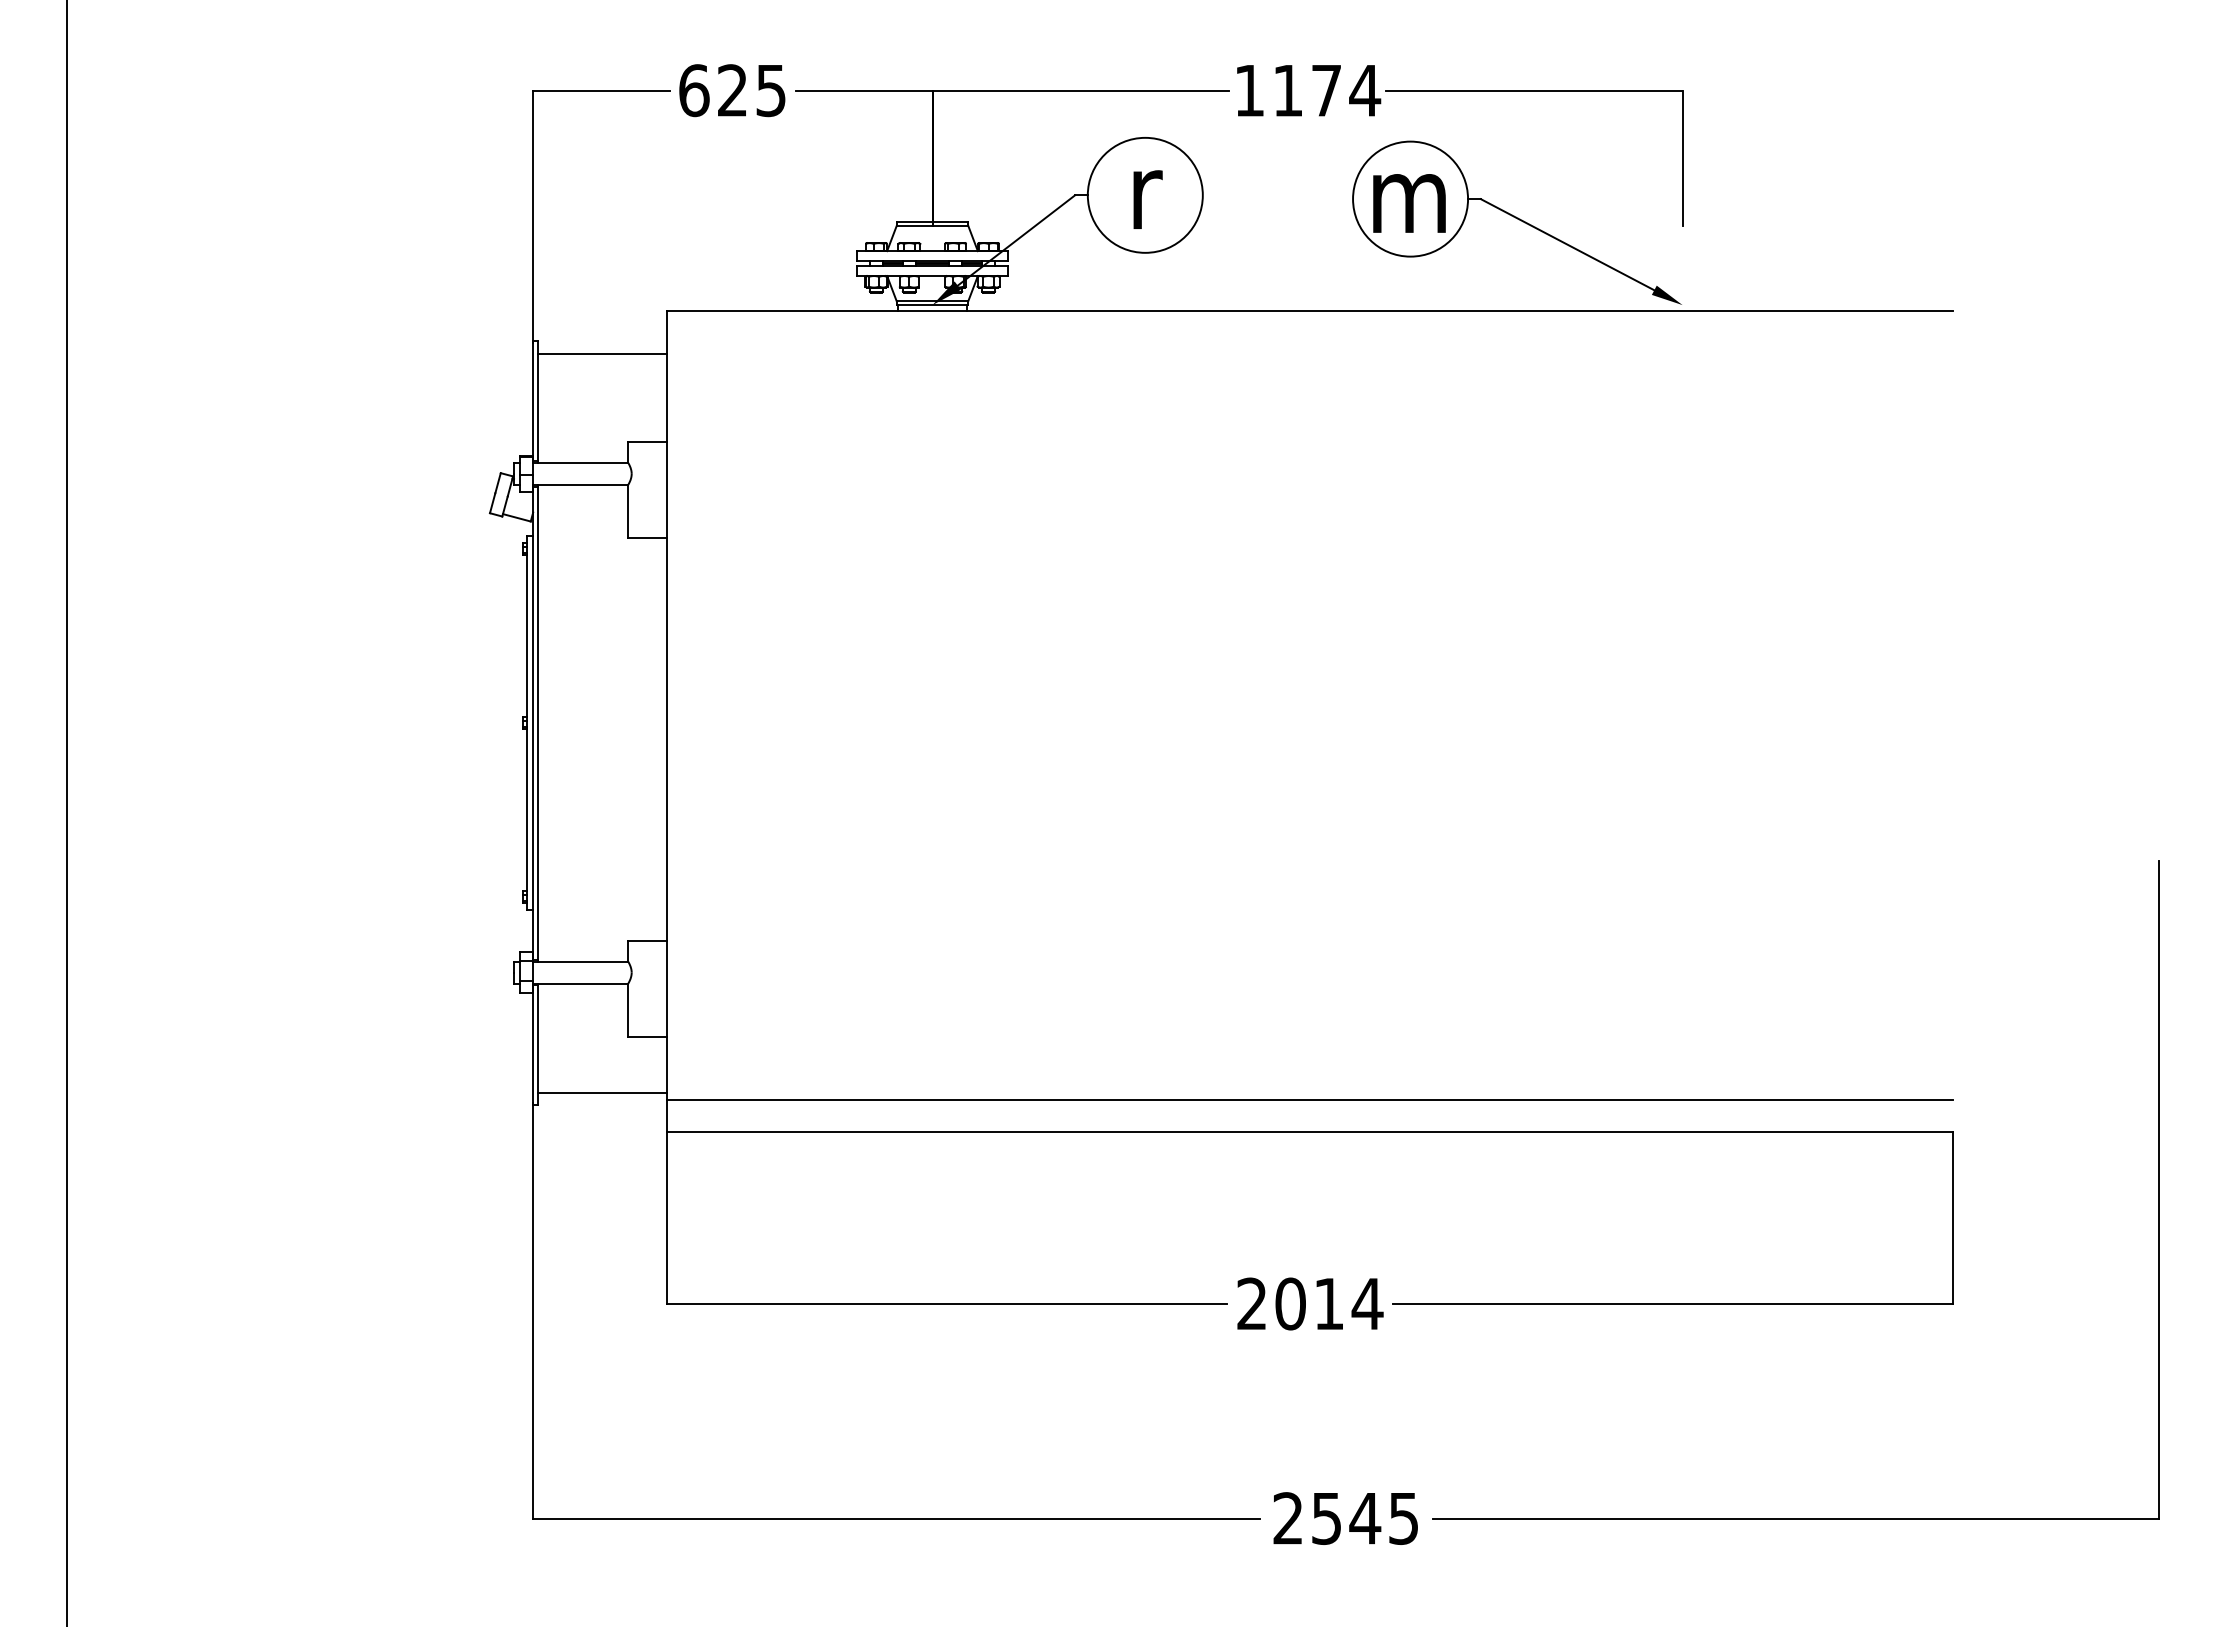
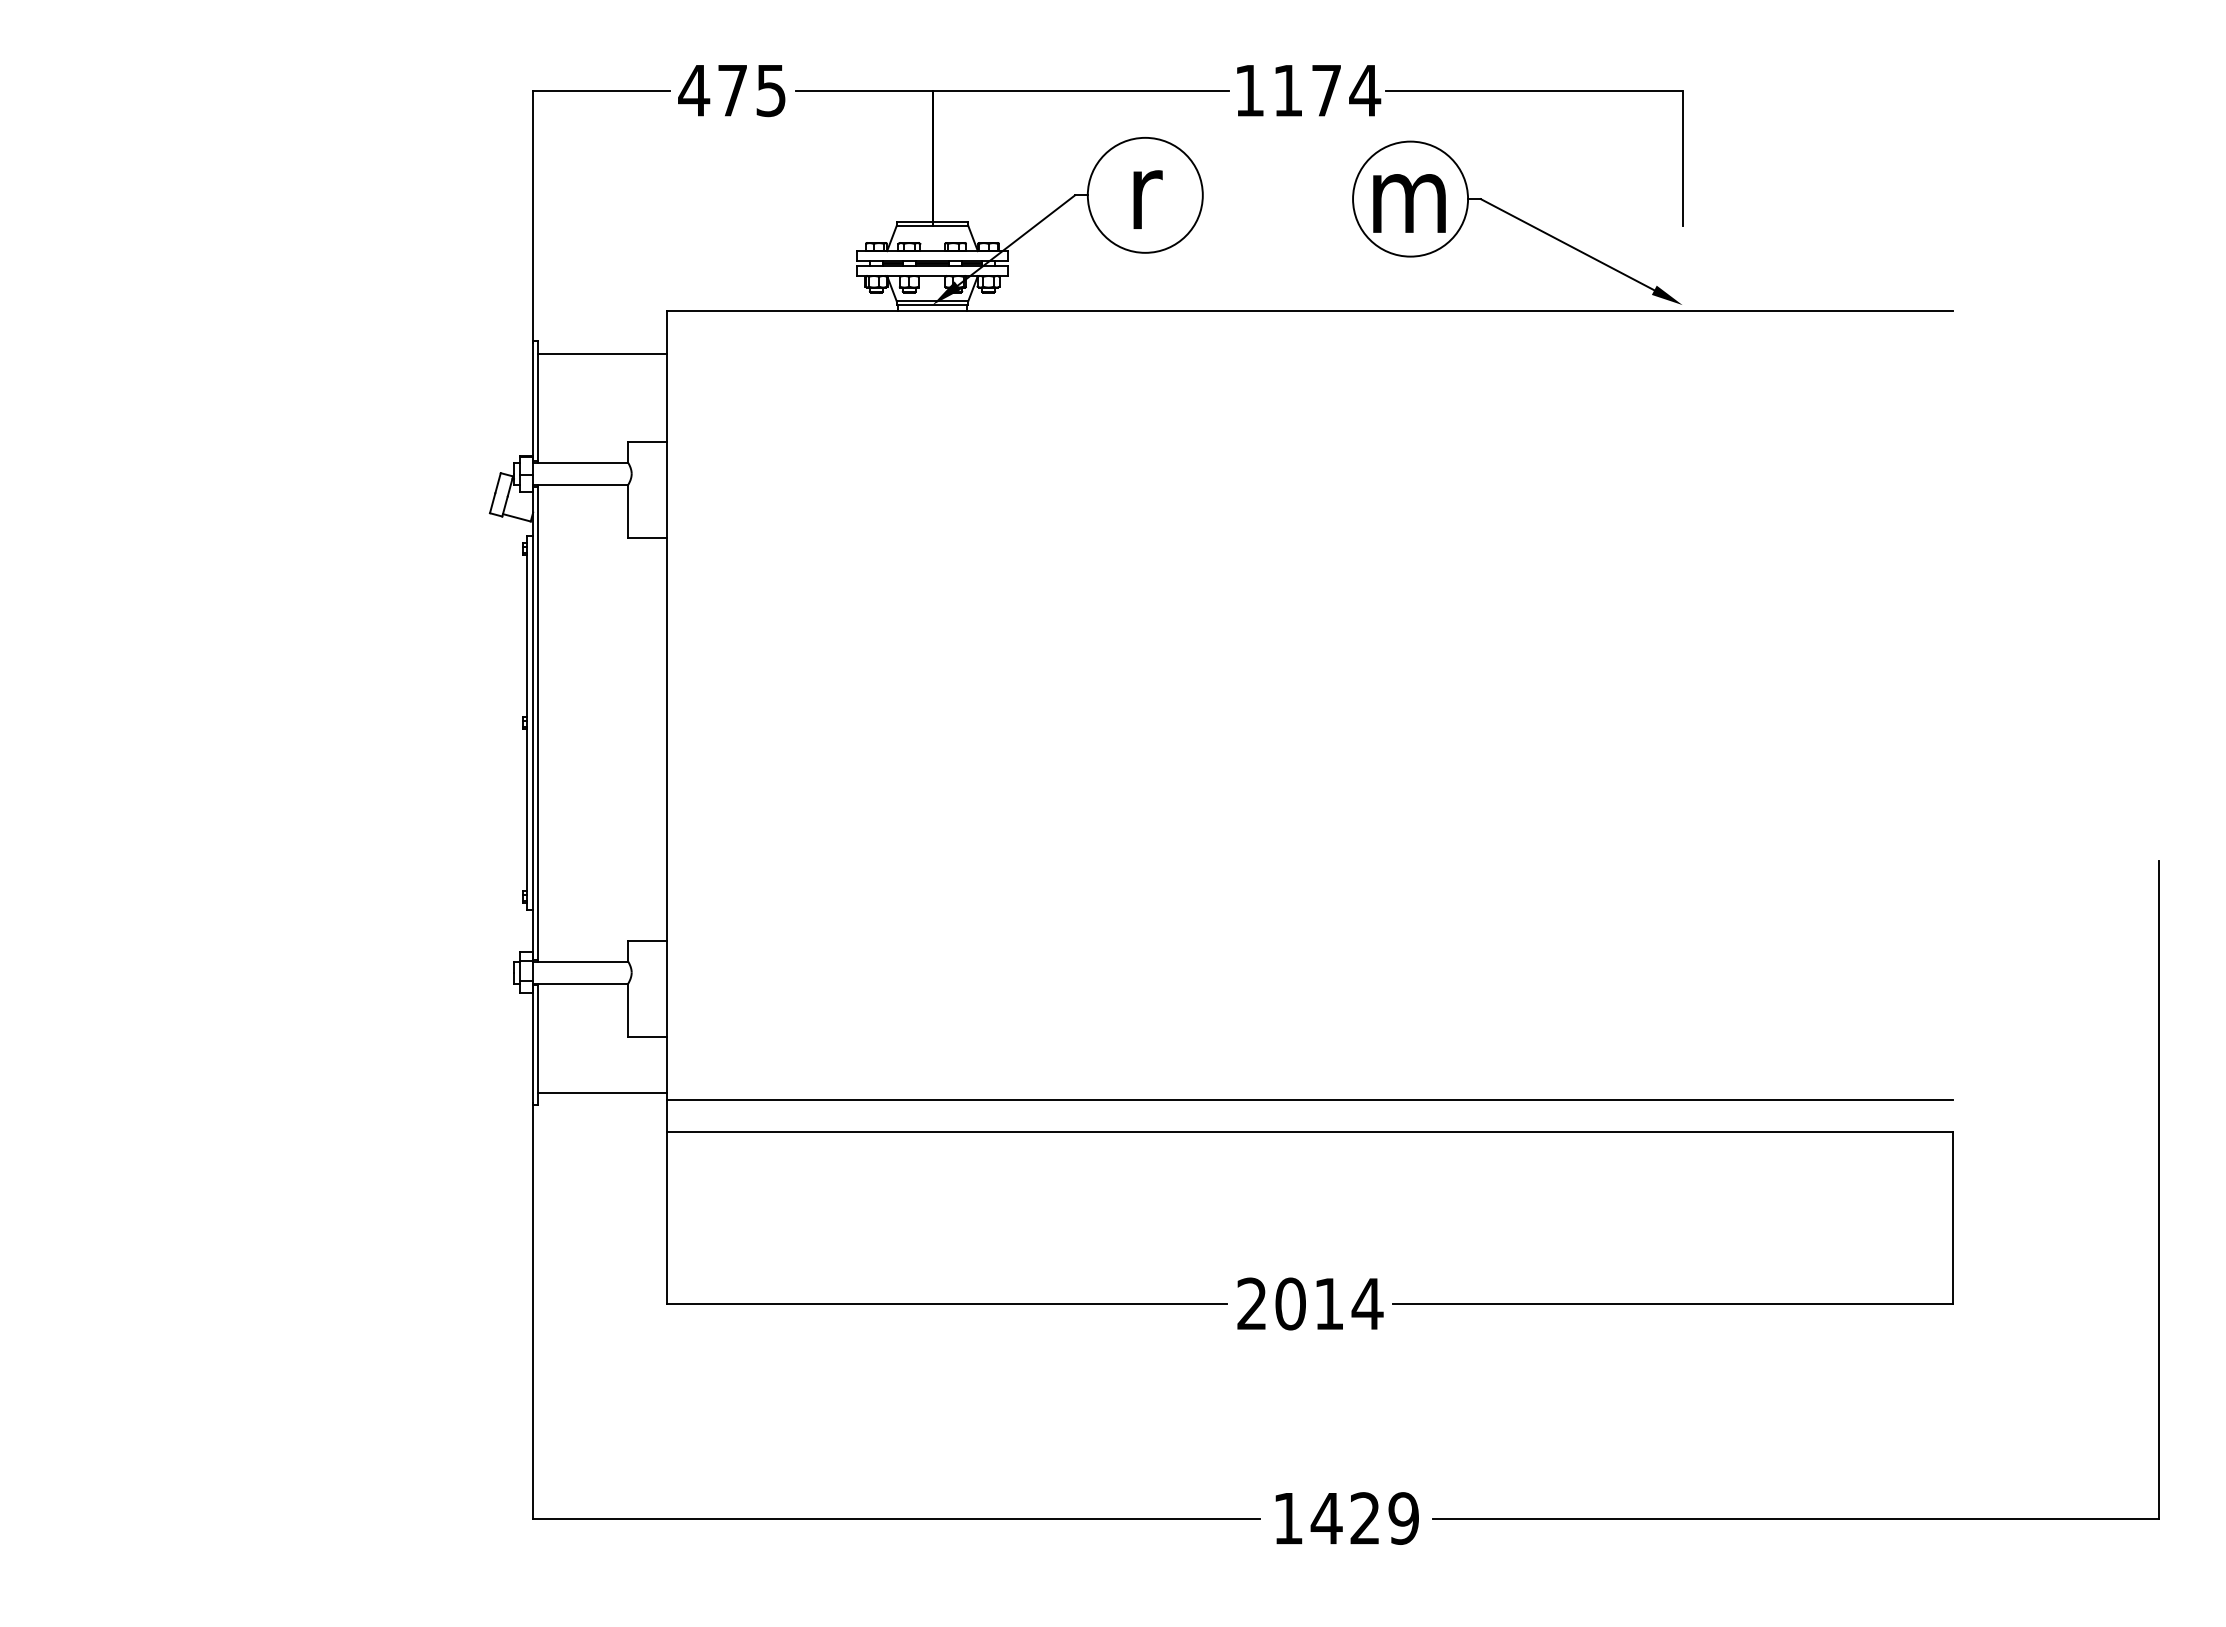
text: 625 -> 475 (712, 90)
line: present -> none (66, 812)
text: 2545 -> 1429 (1345, 1518)
